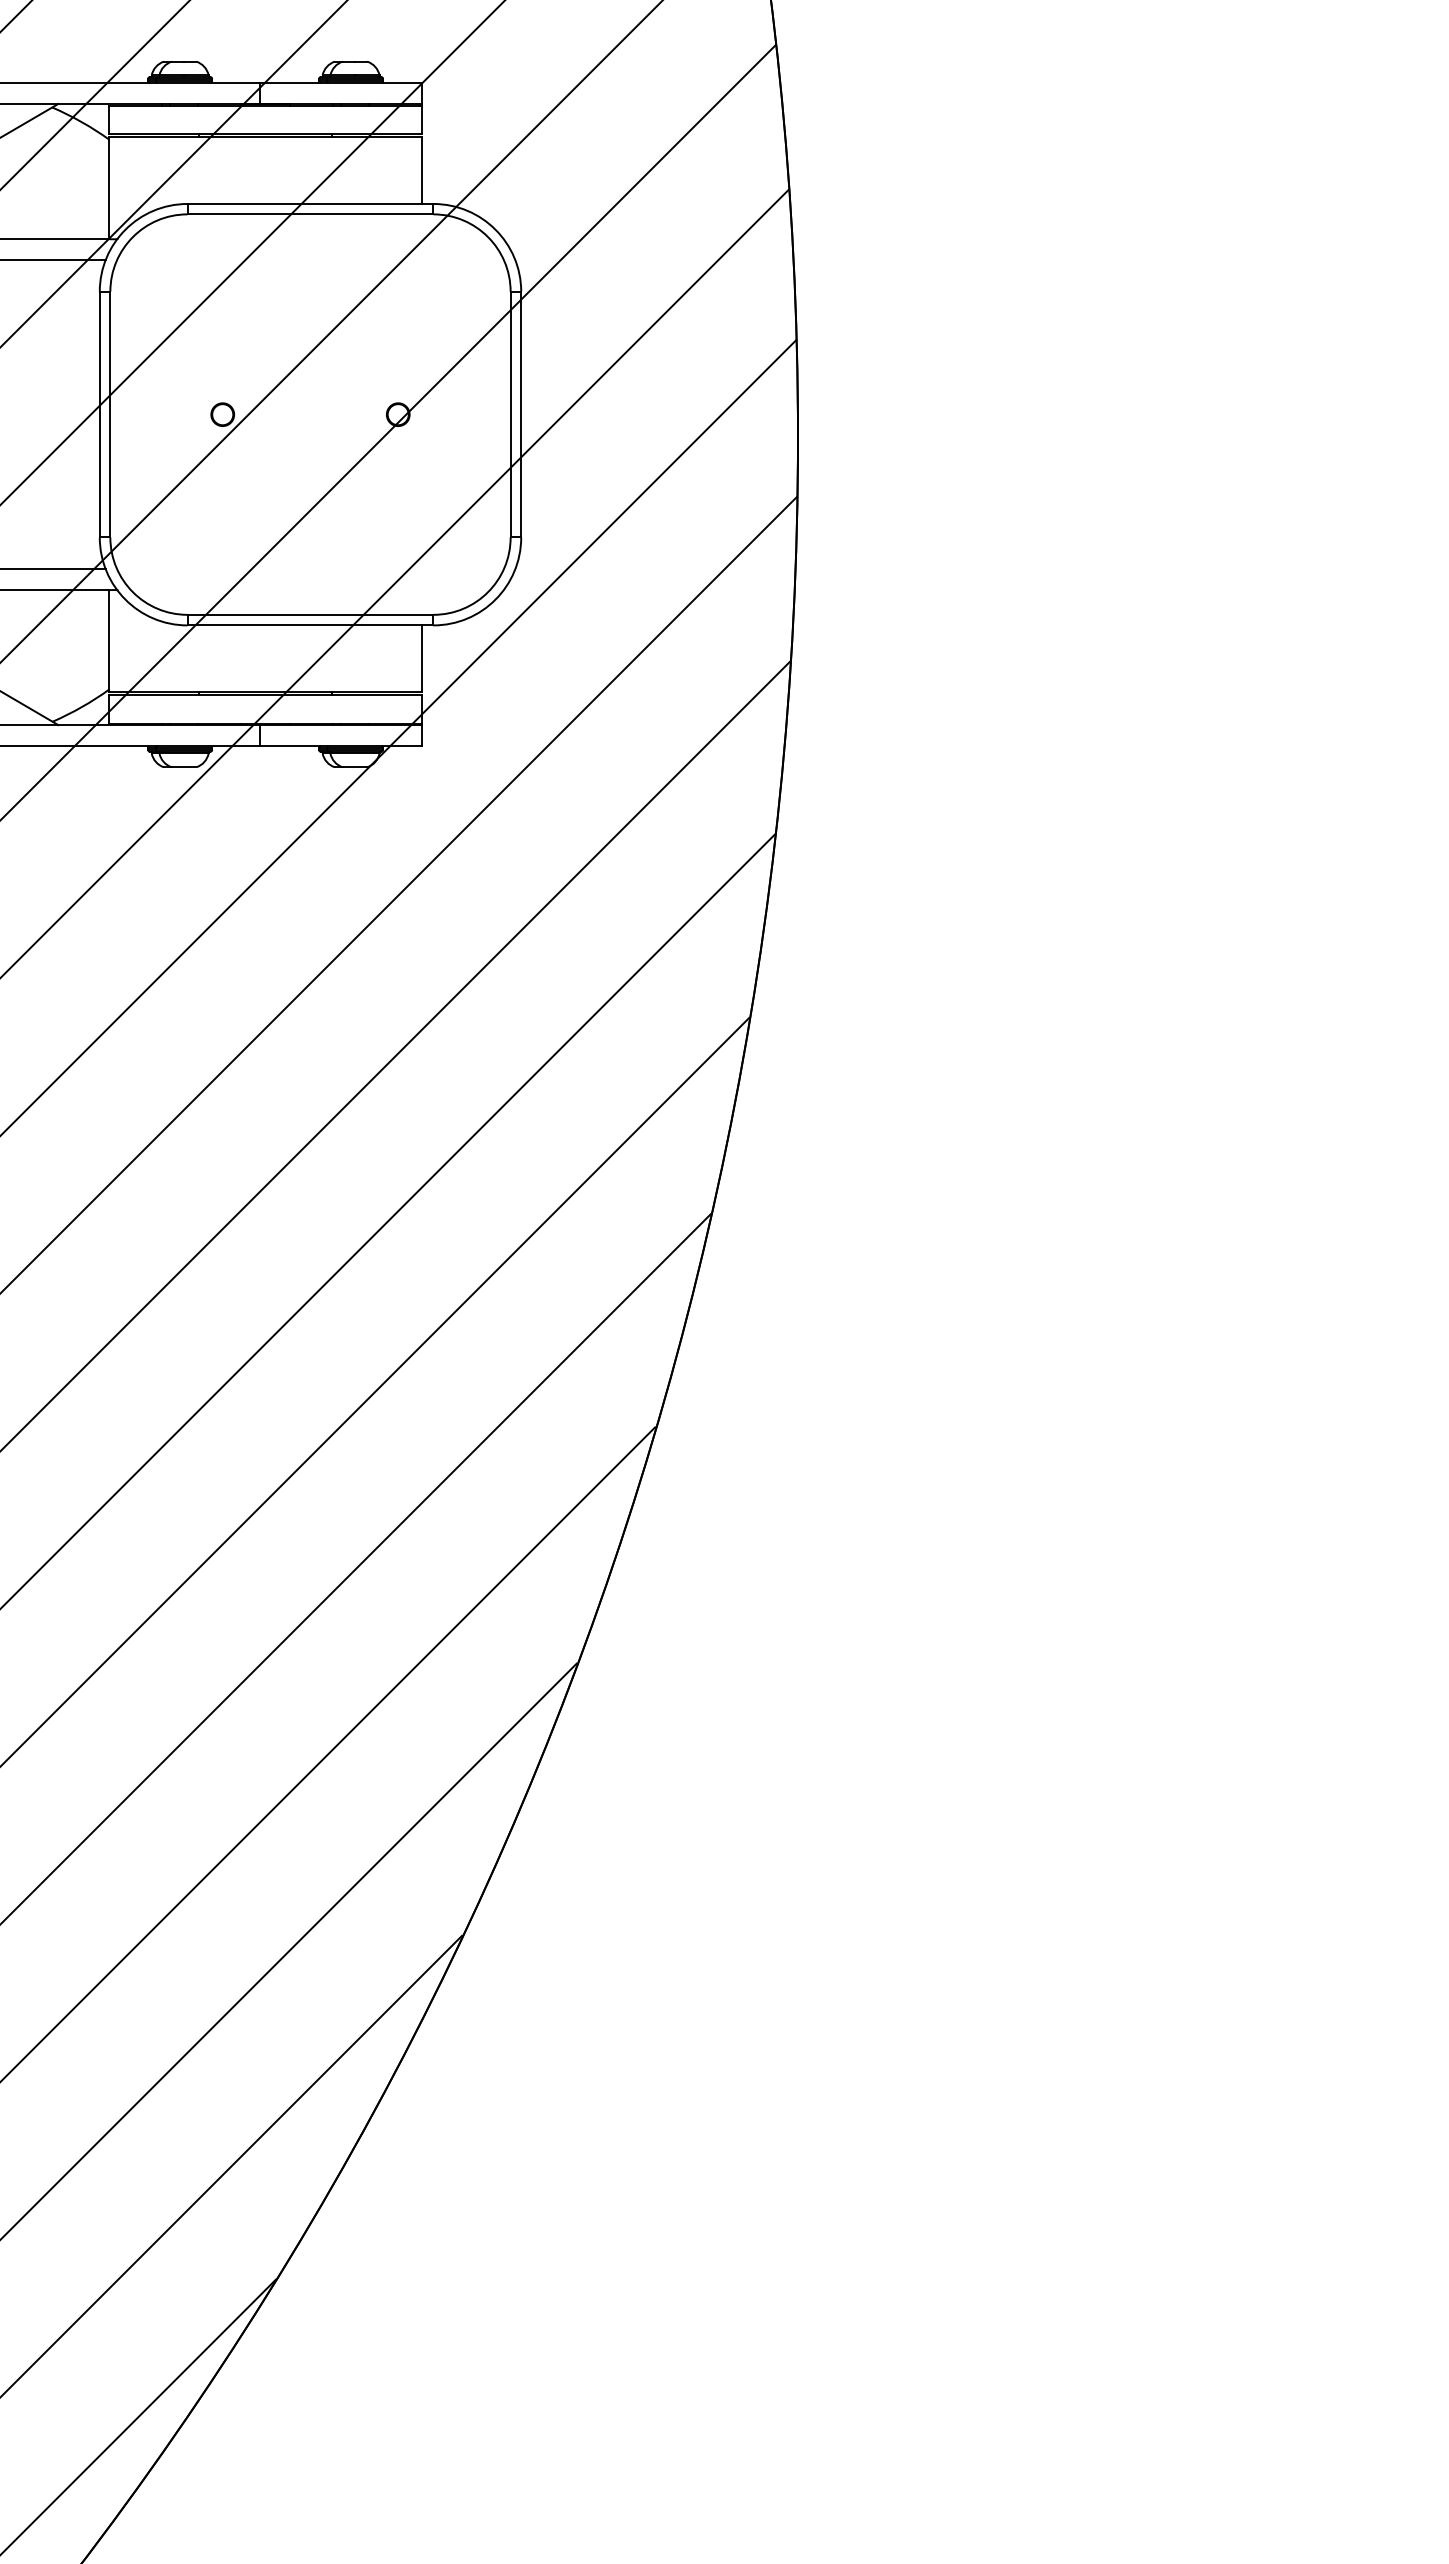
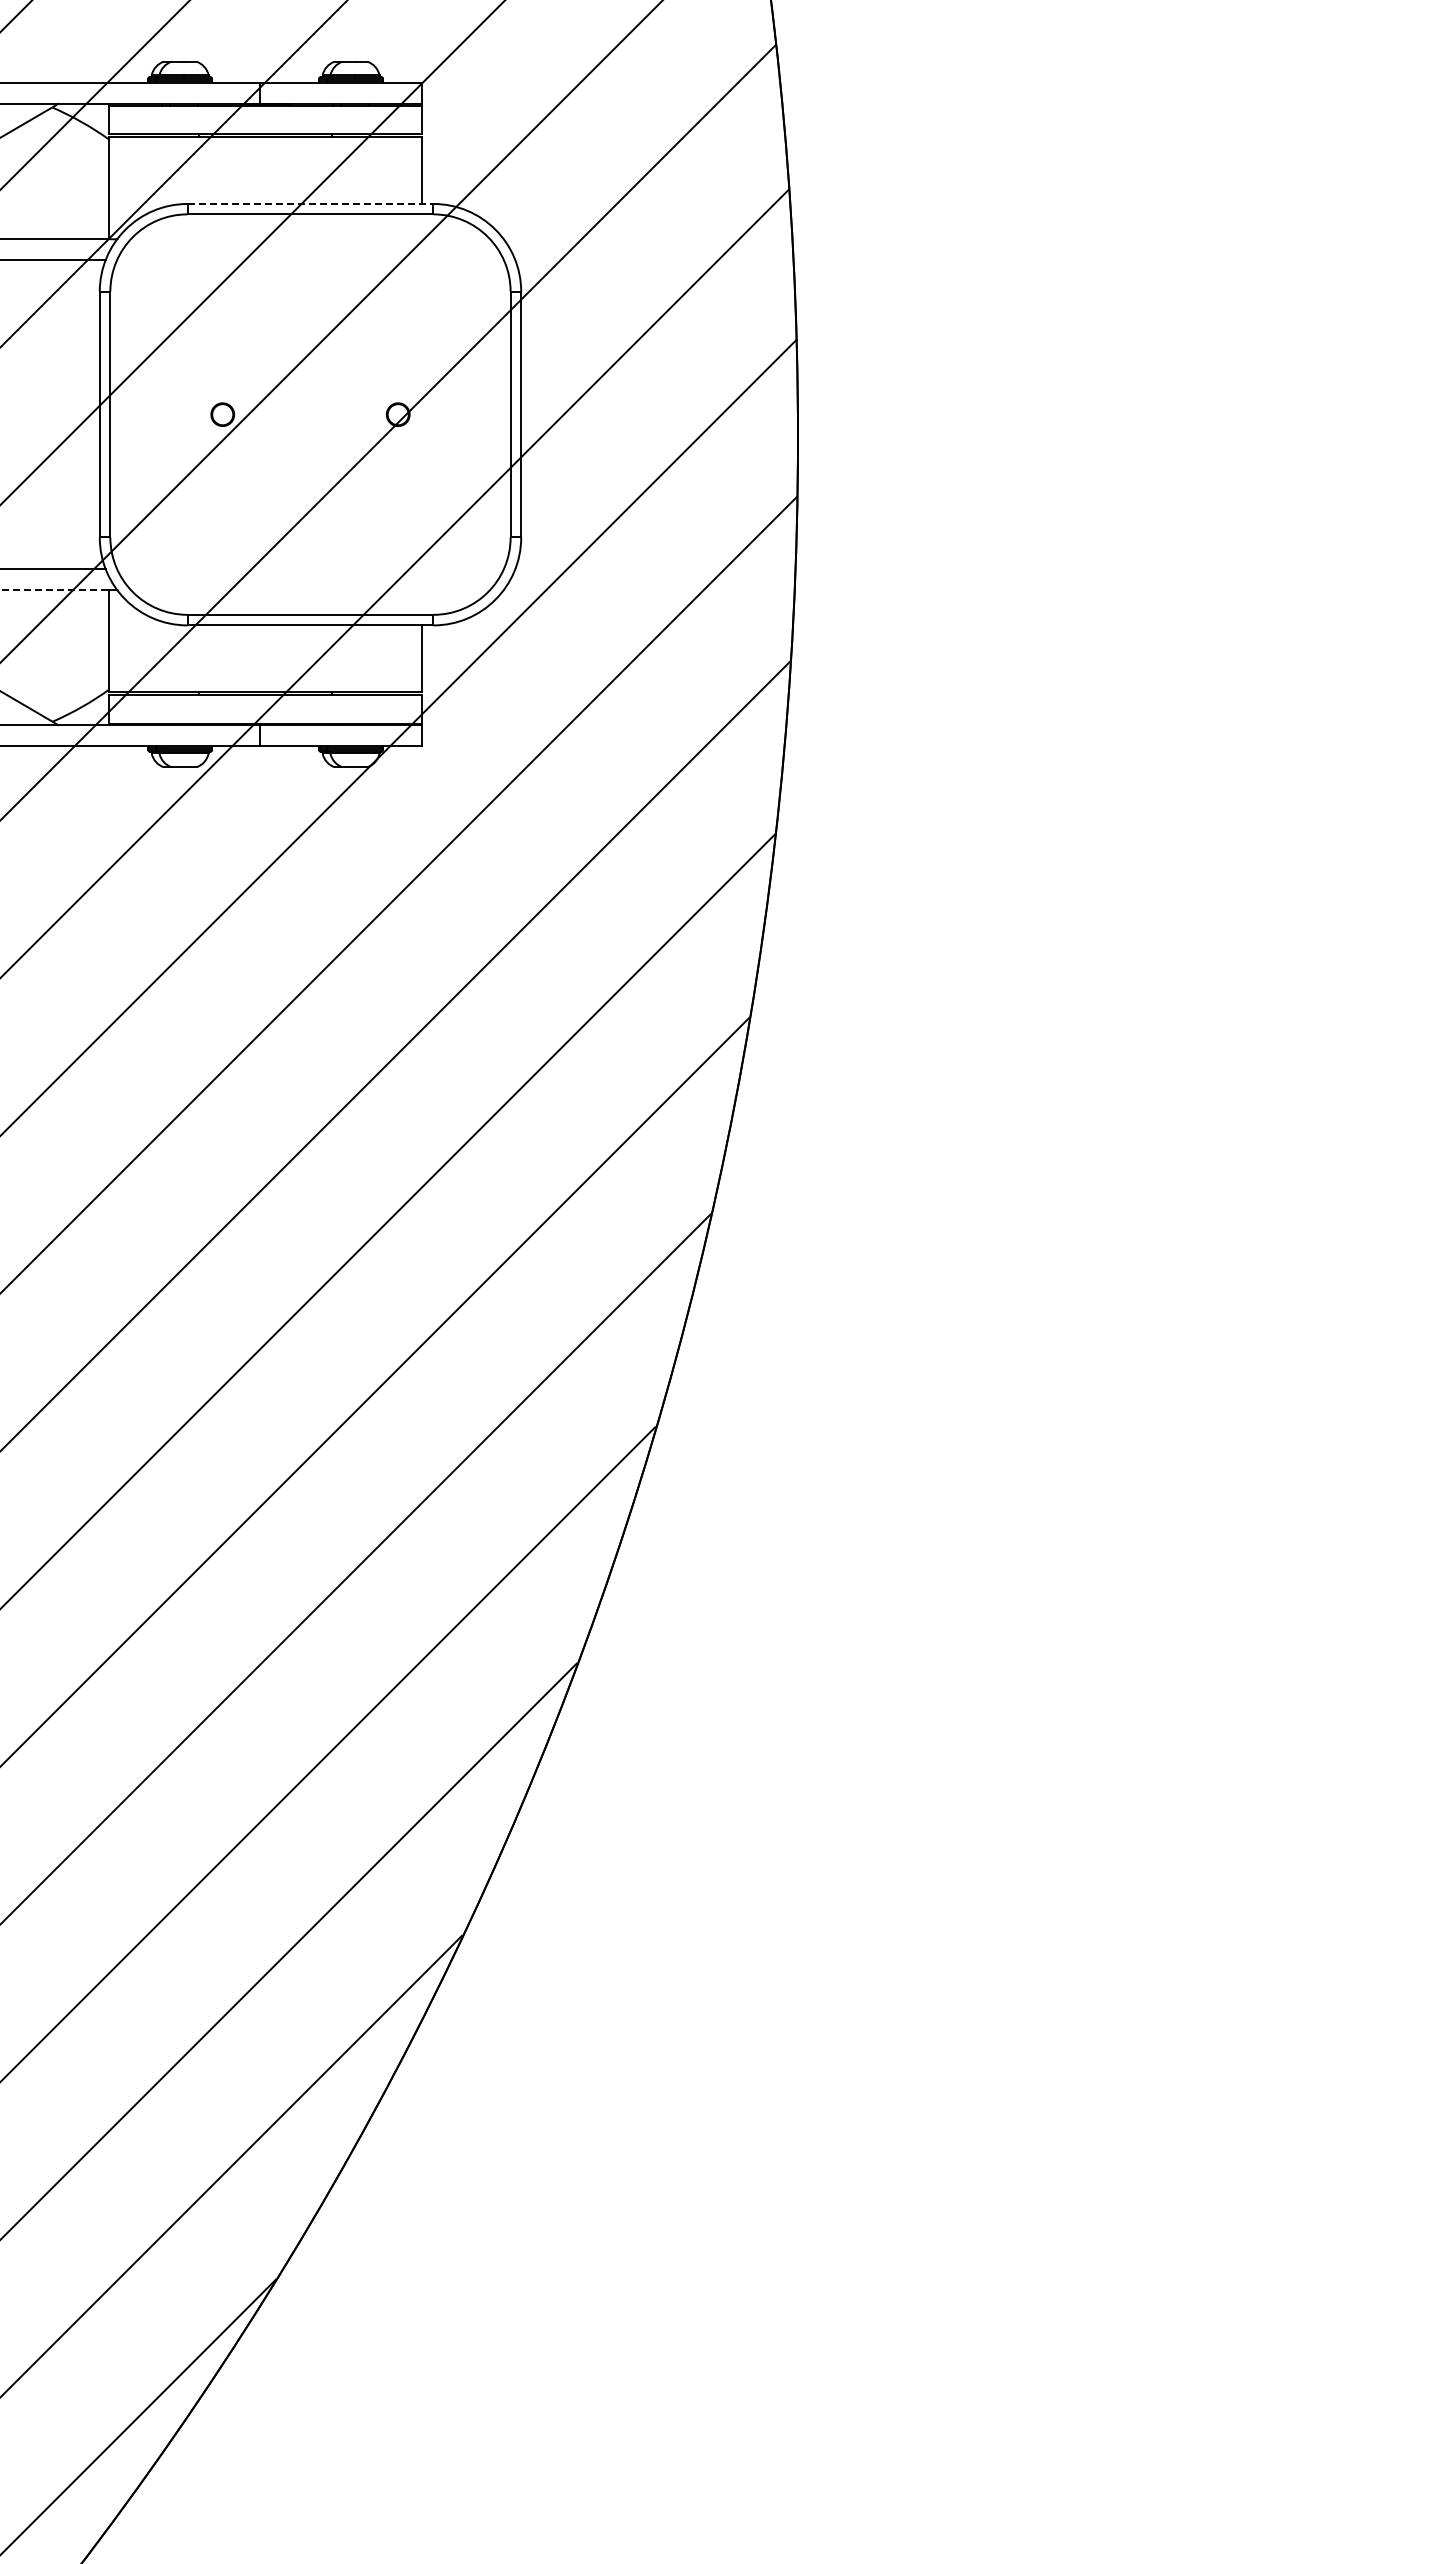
line: solid -> dashed (310, 203)
line: solid -> dashed (54, 590)
